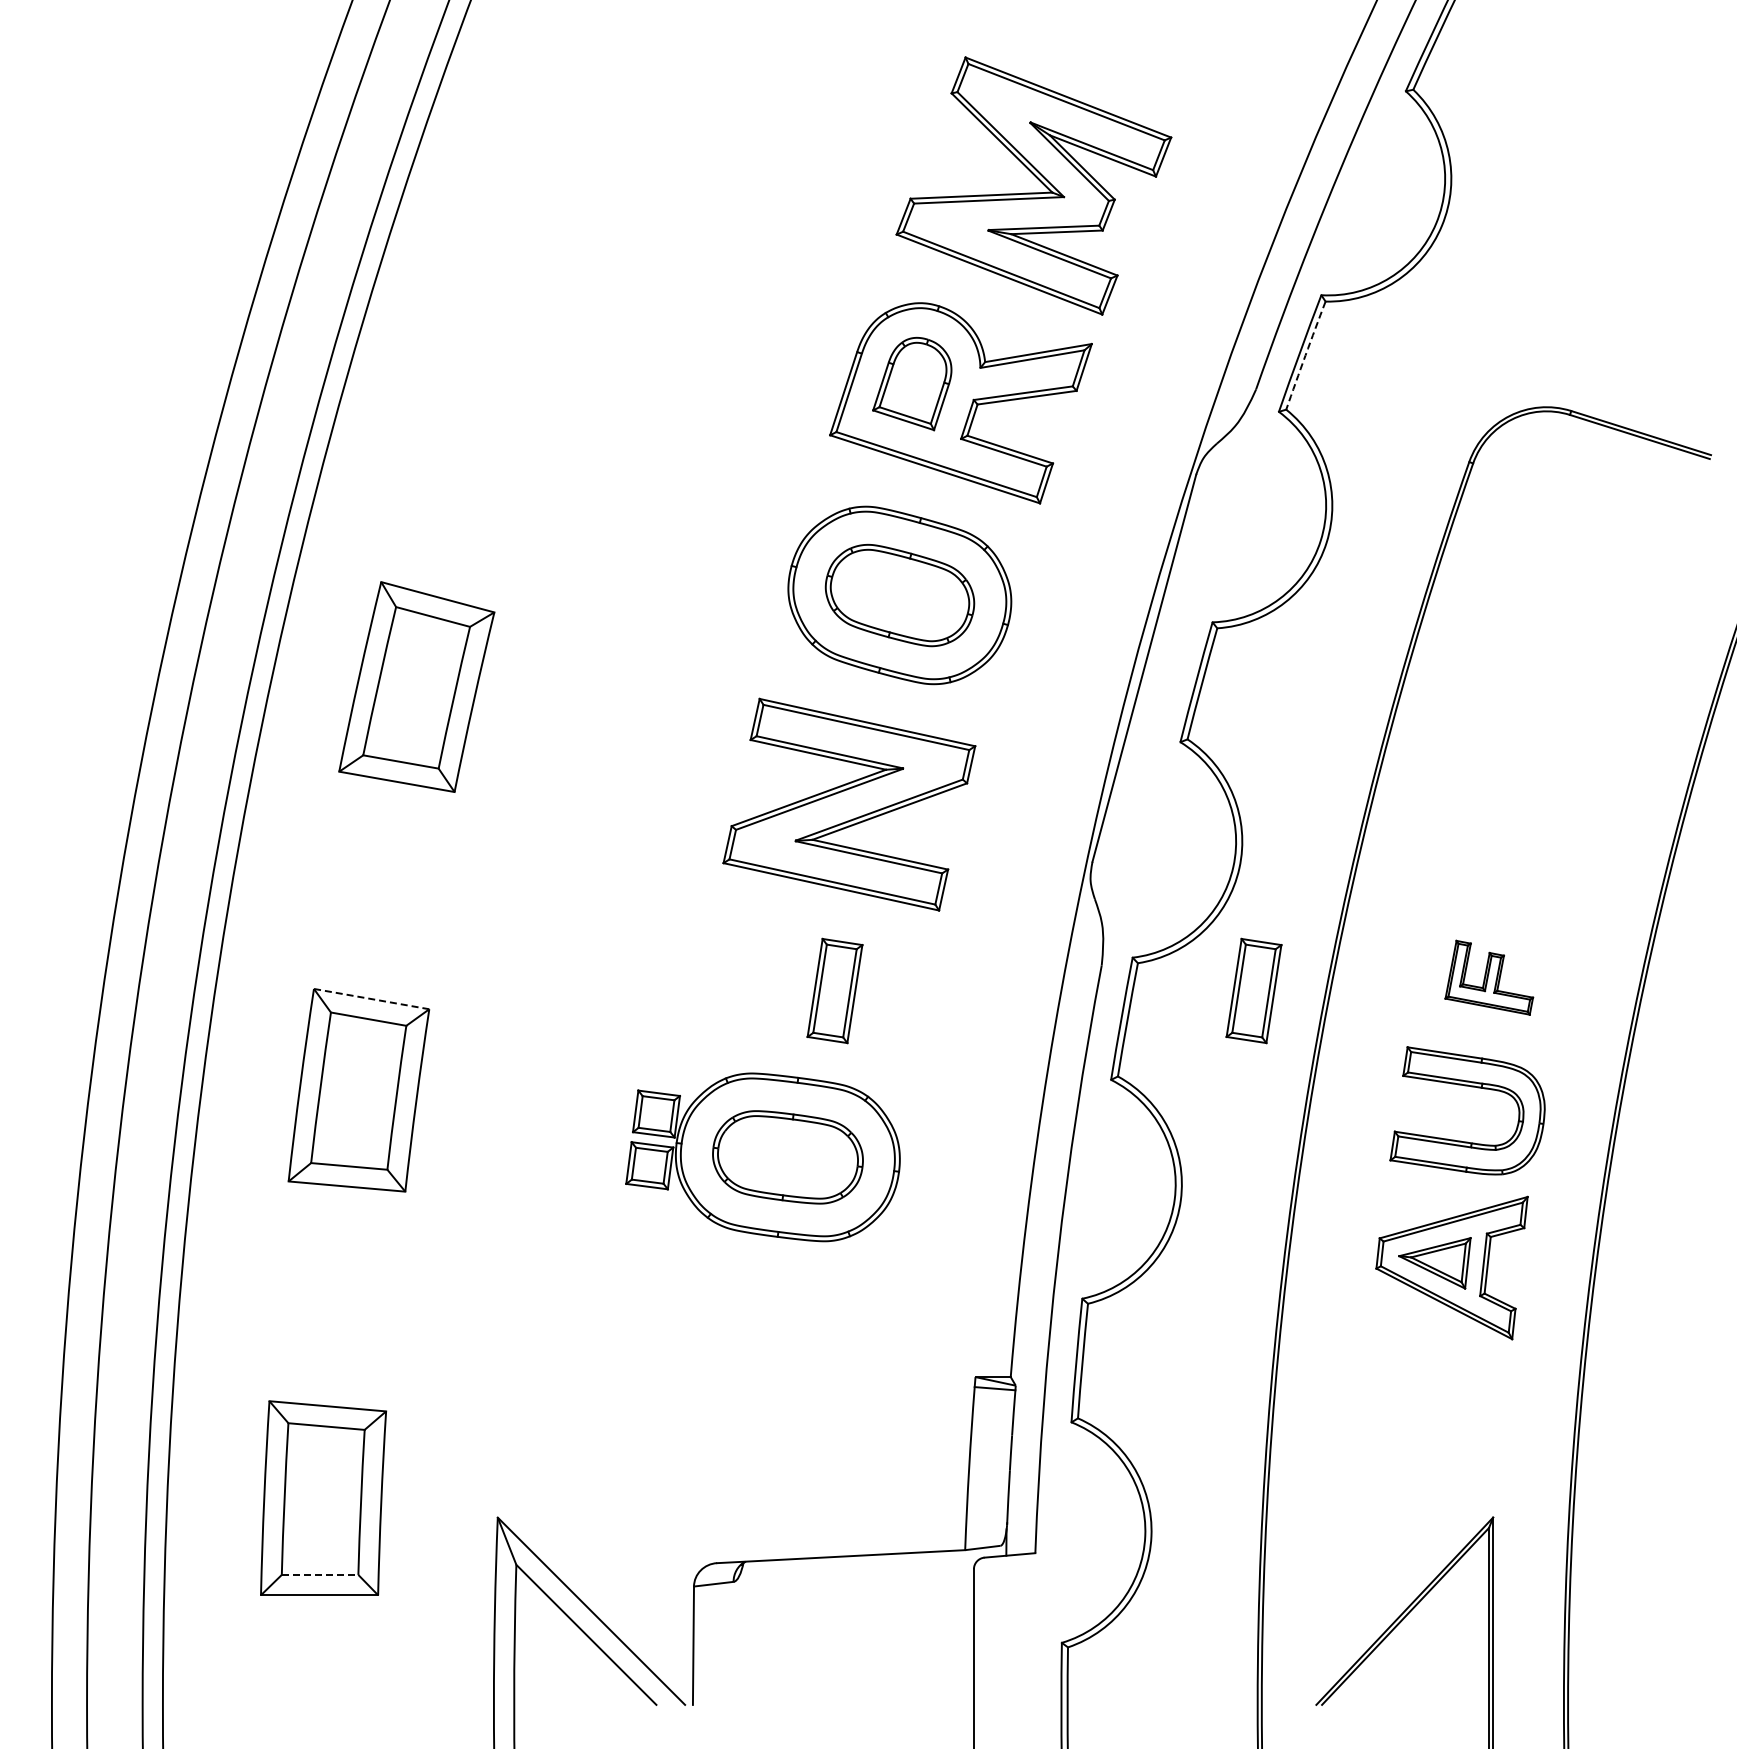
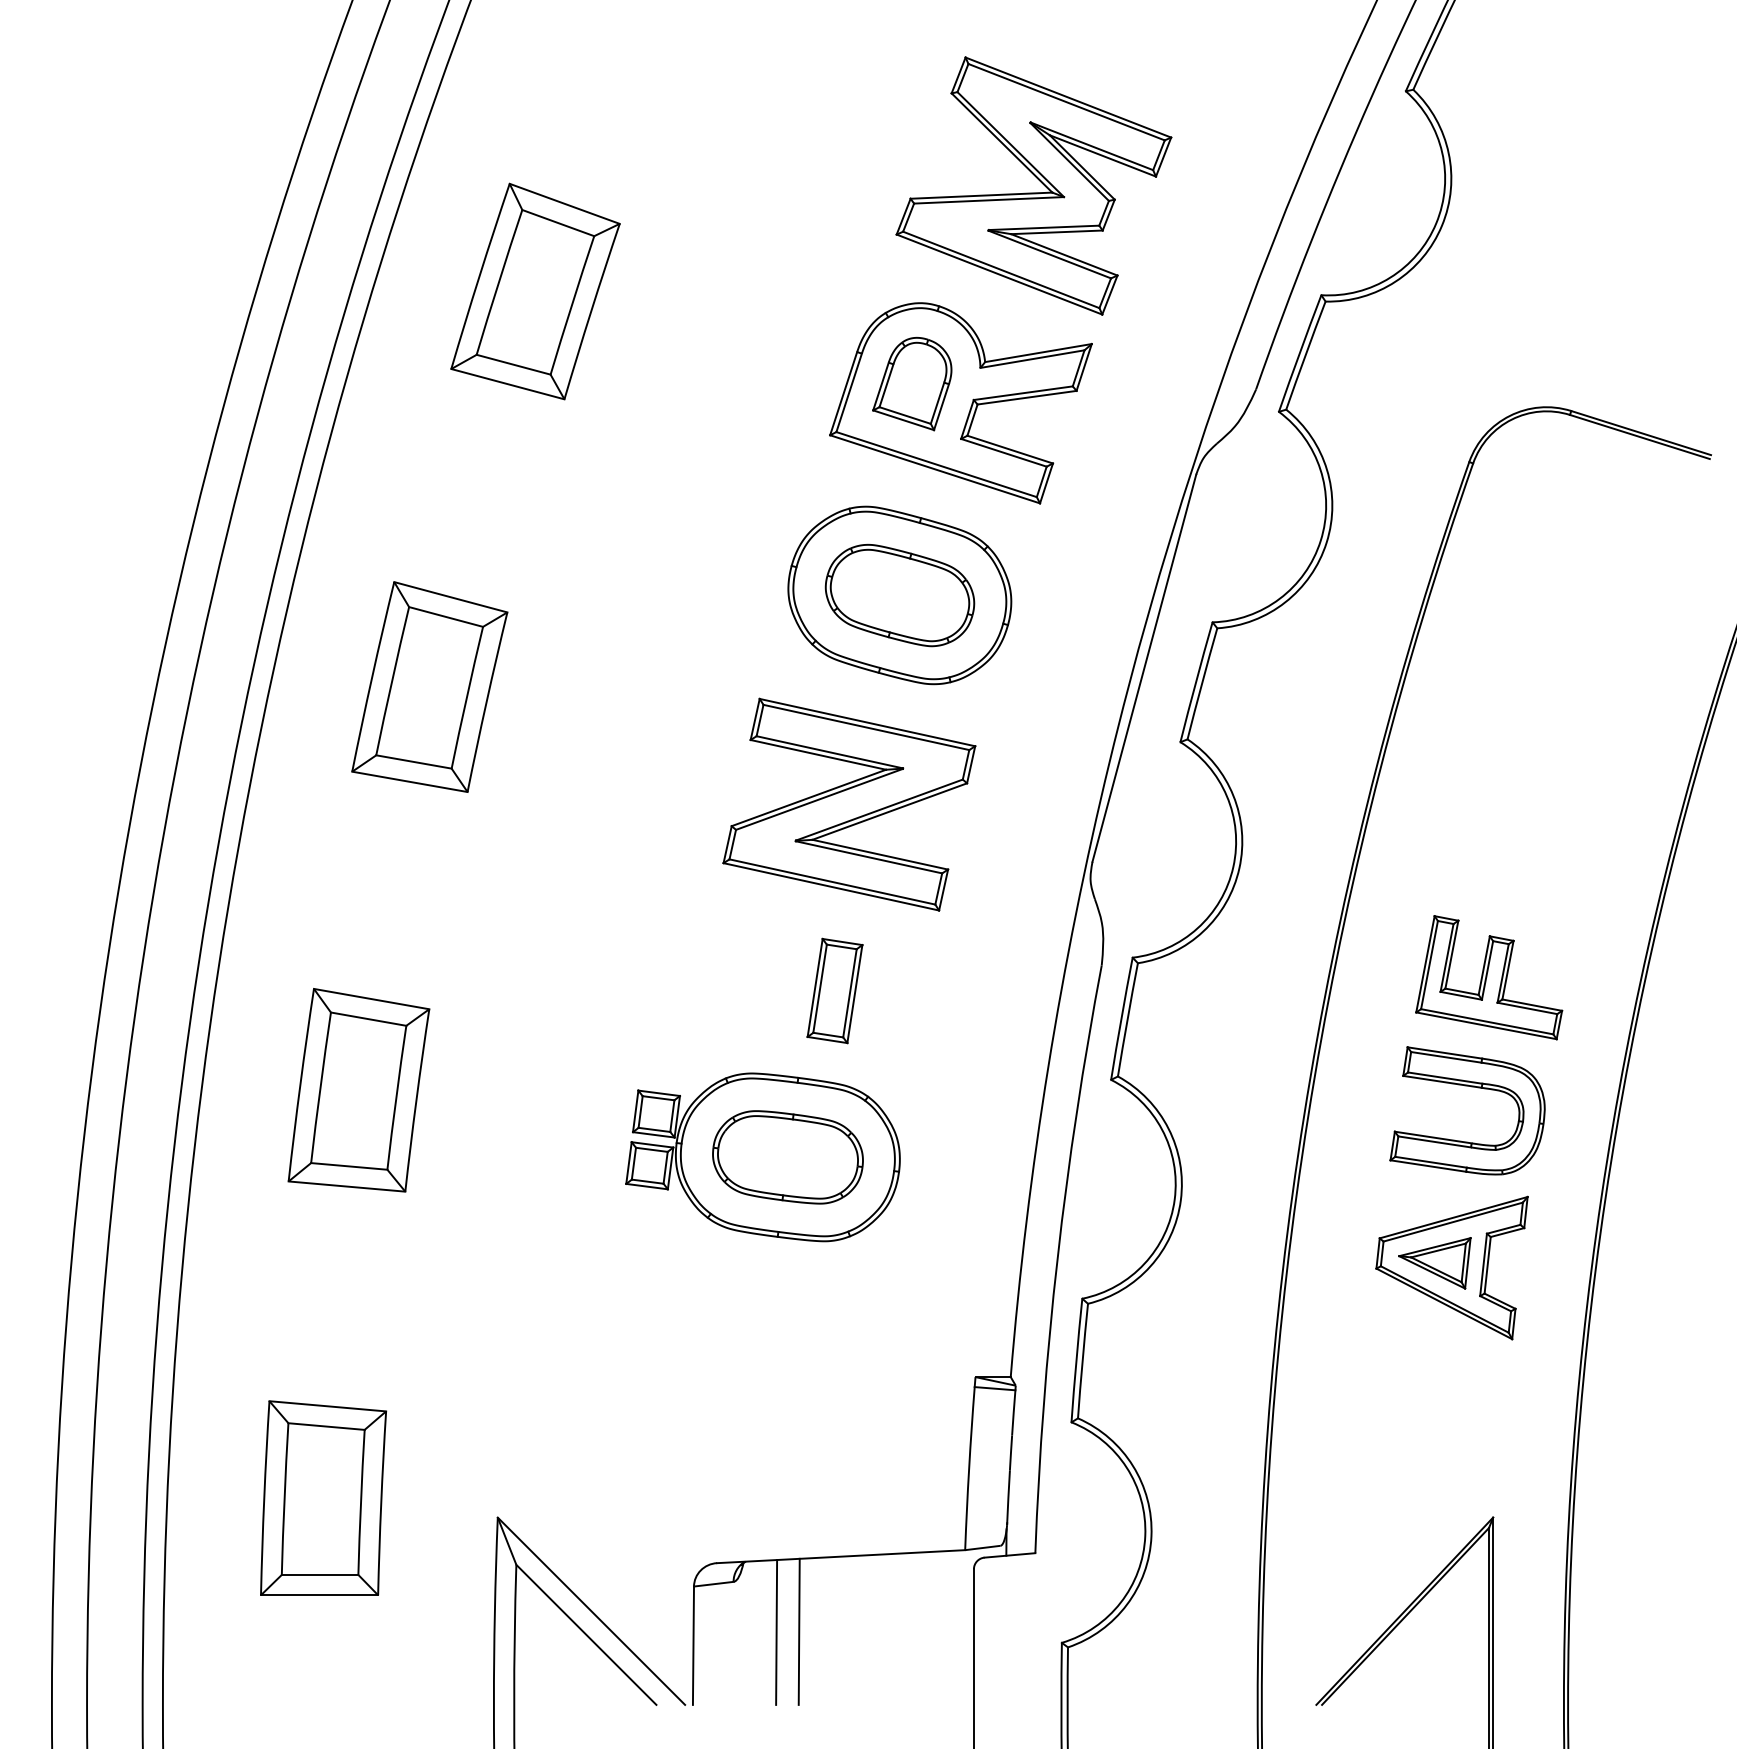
part: none -> present (535, 291)
arc: dashed -> solid (1305, 355)
part position: (416, 686) -> (429, 686) (429, 686)
part size: 91x77 px -> 149x126 px (1489, 977)
part: present -> none (1253, 990)
line: dashed -> solid (371, 999)
line: dashed -> solid (320, 1574)
line: none -> present (798, 1631)
line: none -> present (776, 1632)
